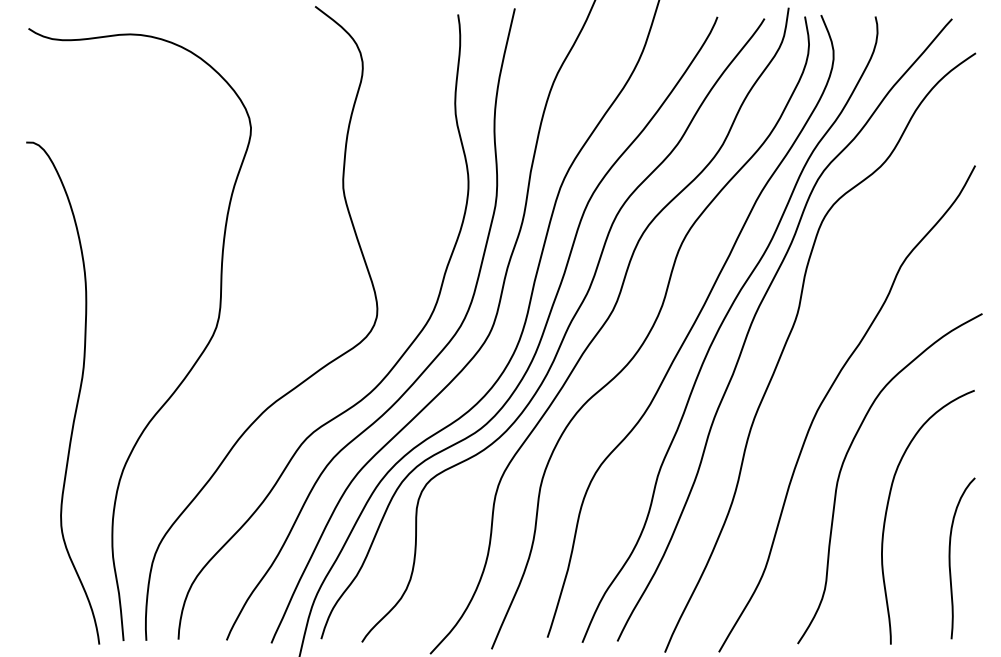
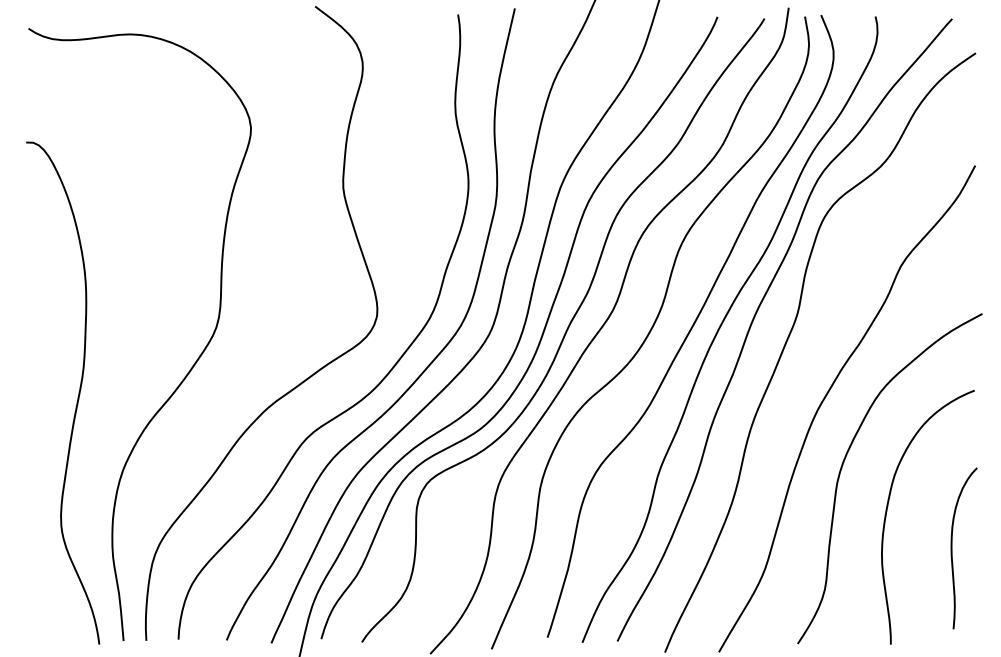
curve position: (950, 558) -> (952, 548) (952, 548)
